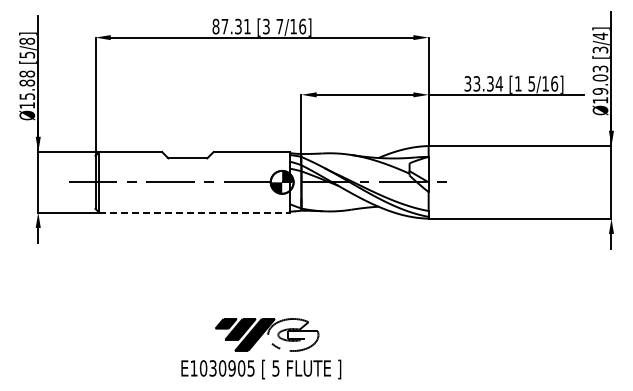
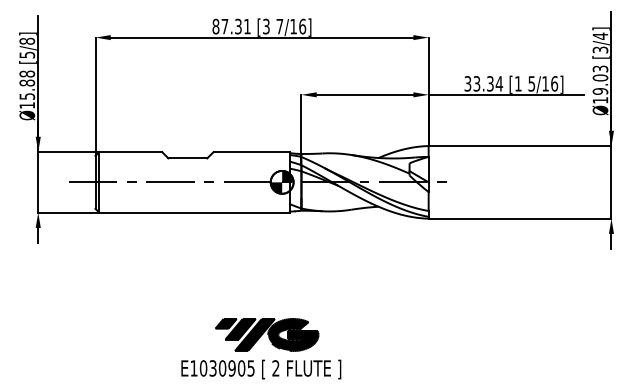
line: dashed -> solid (195, 212)
fill: none -> present (293, 334)
text: 5 -> 2 (275, 368)
